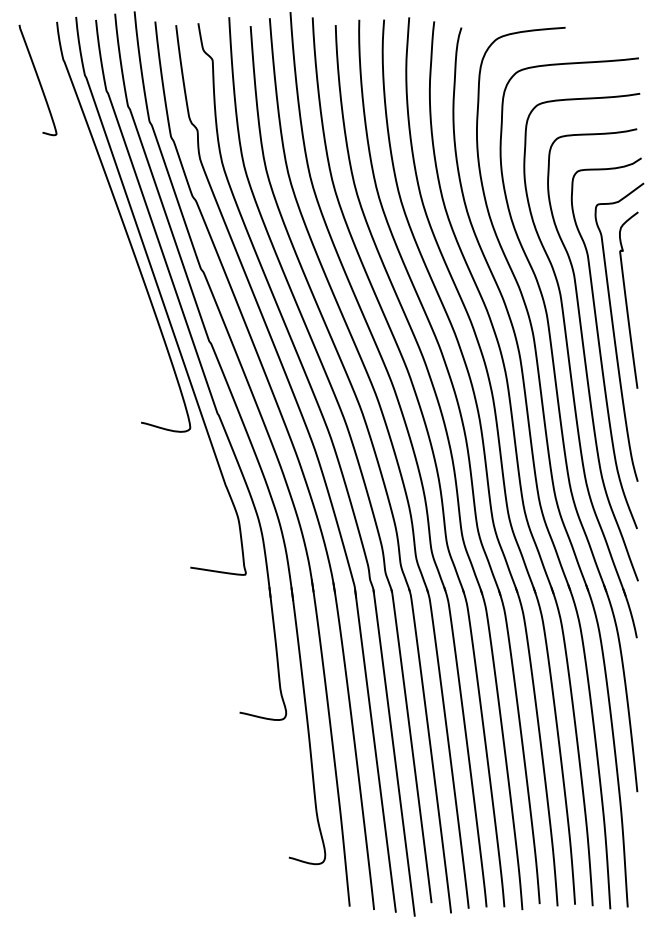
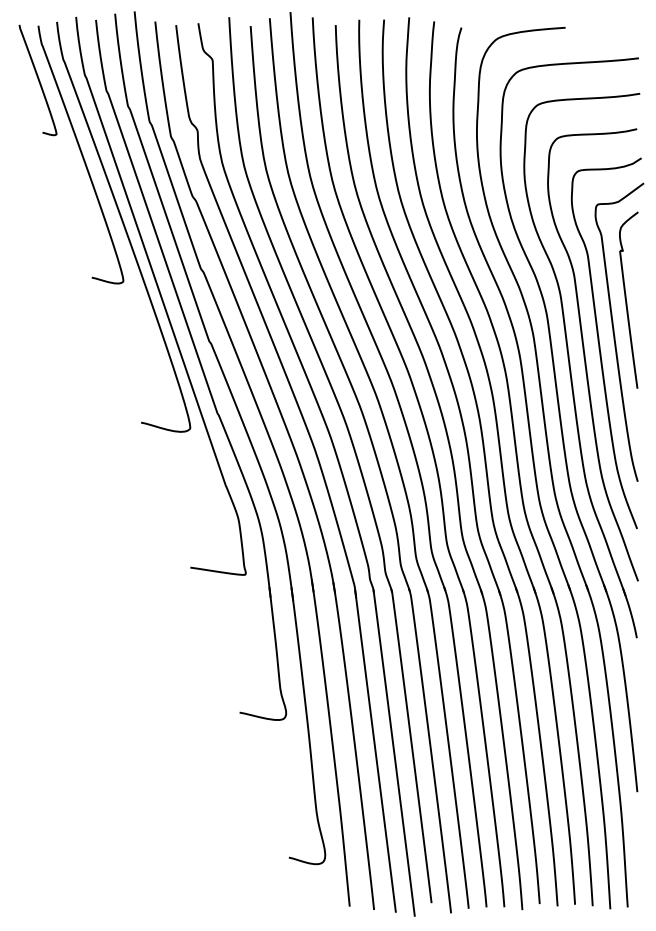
curve: none -> present (80, 153)
